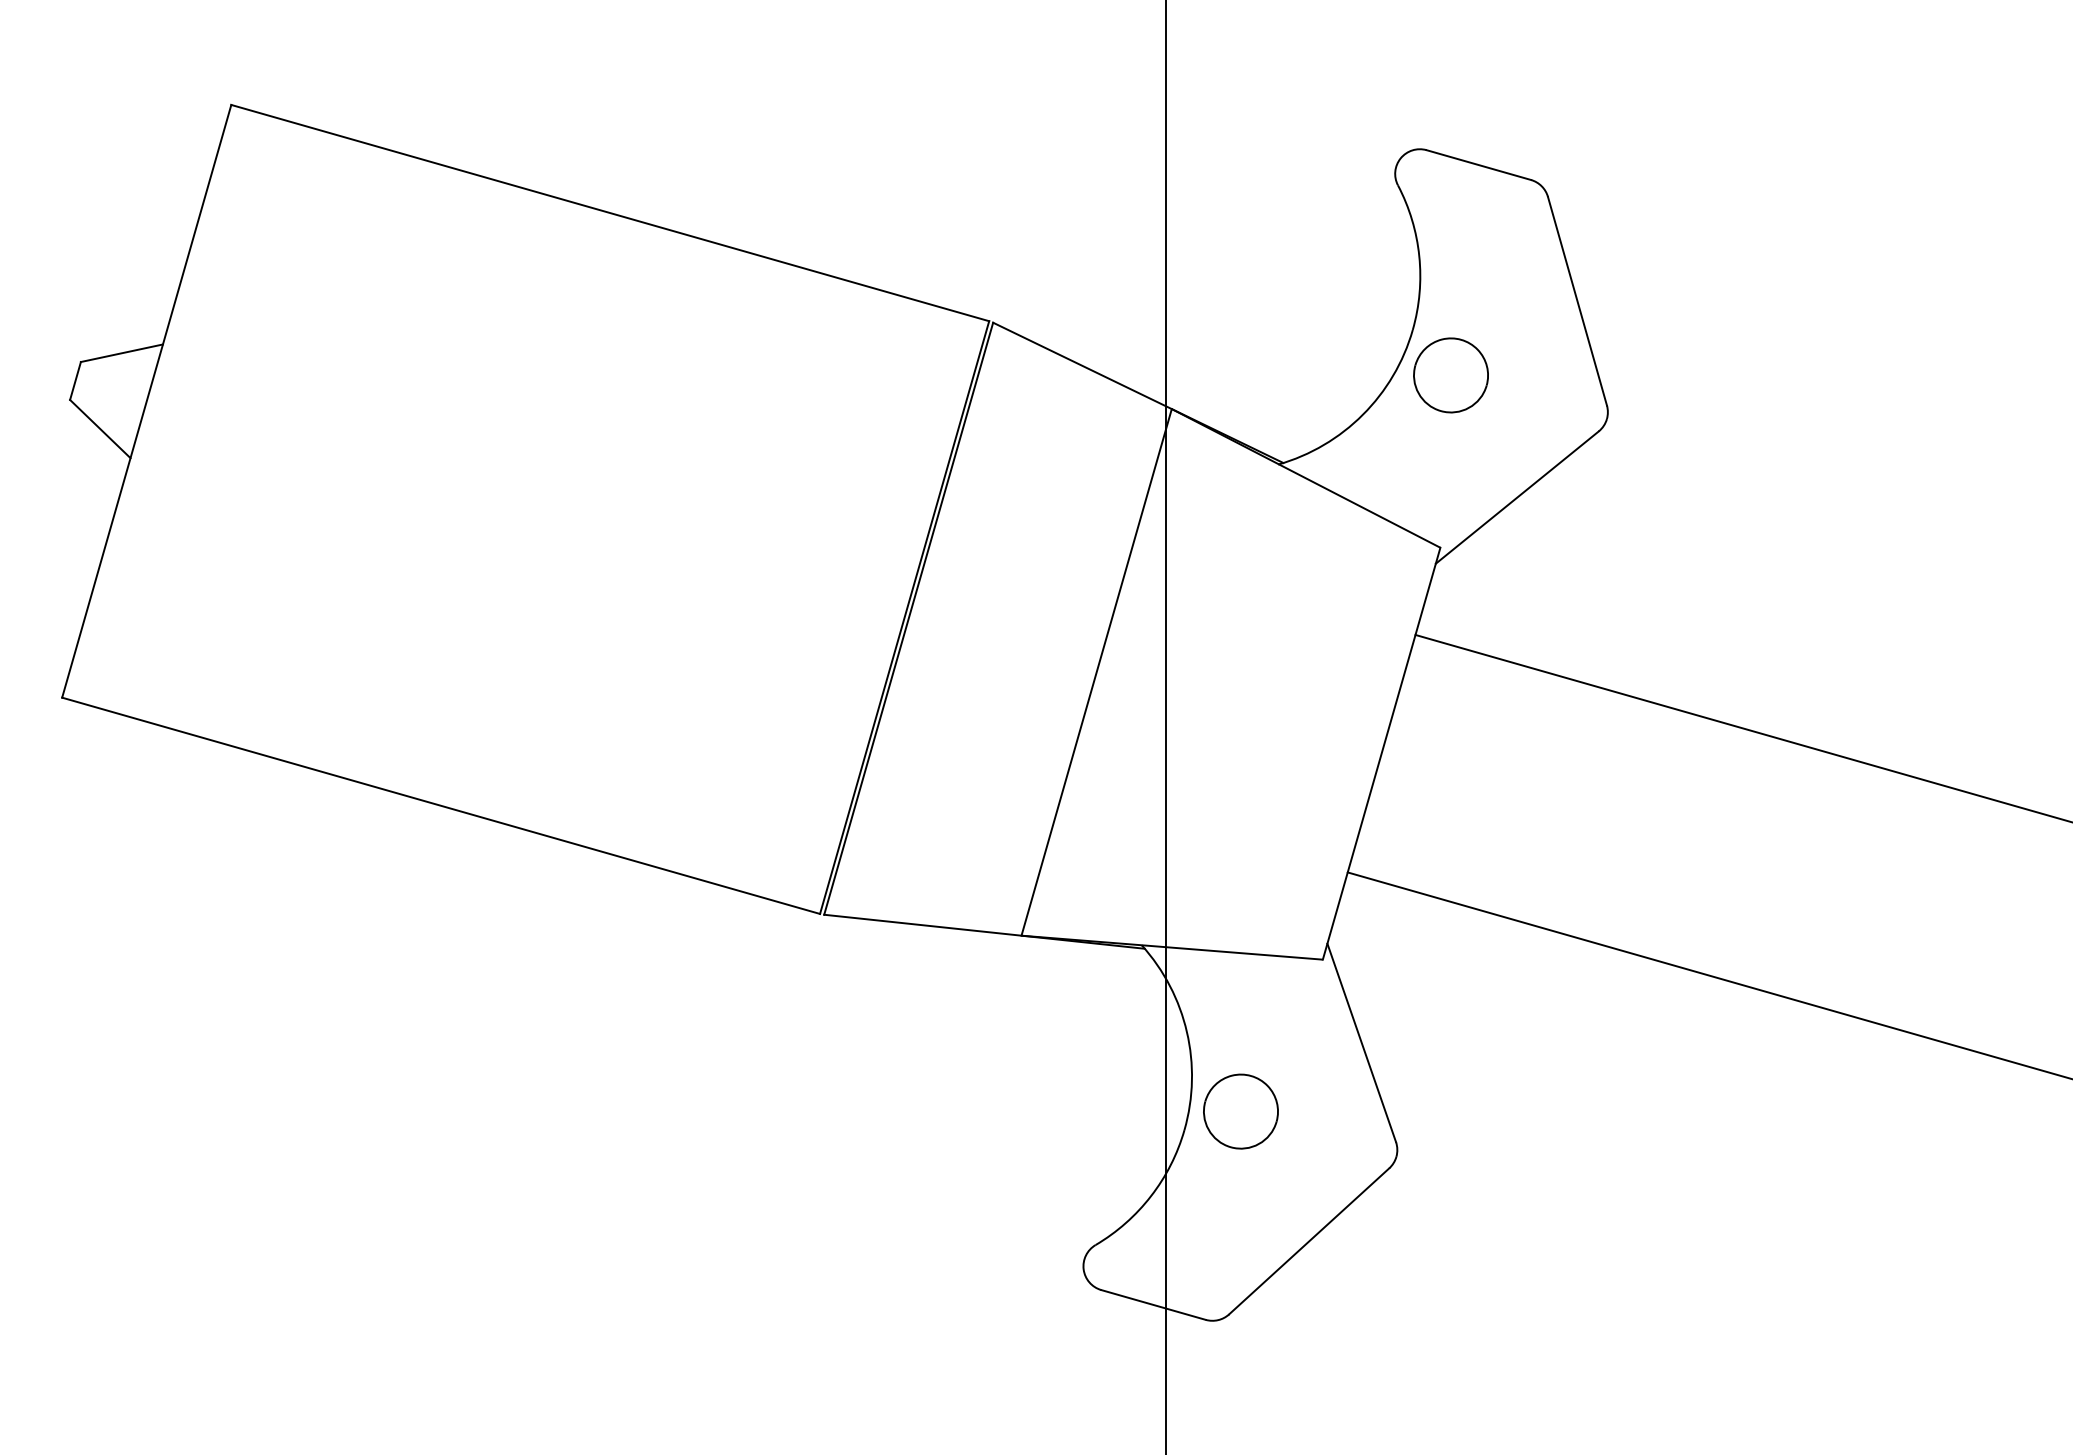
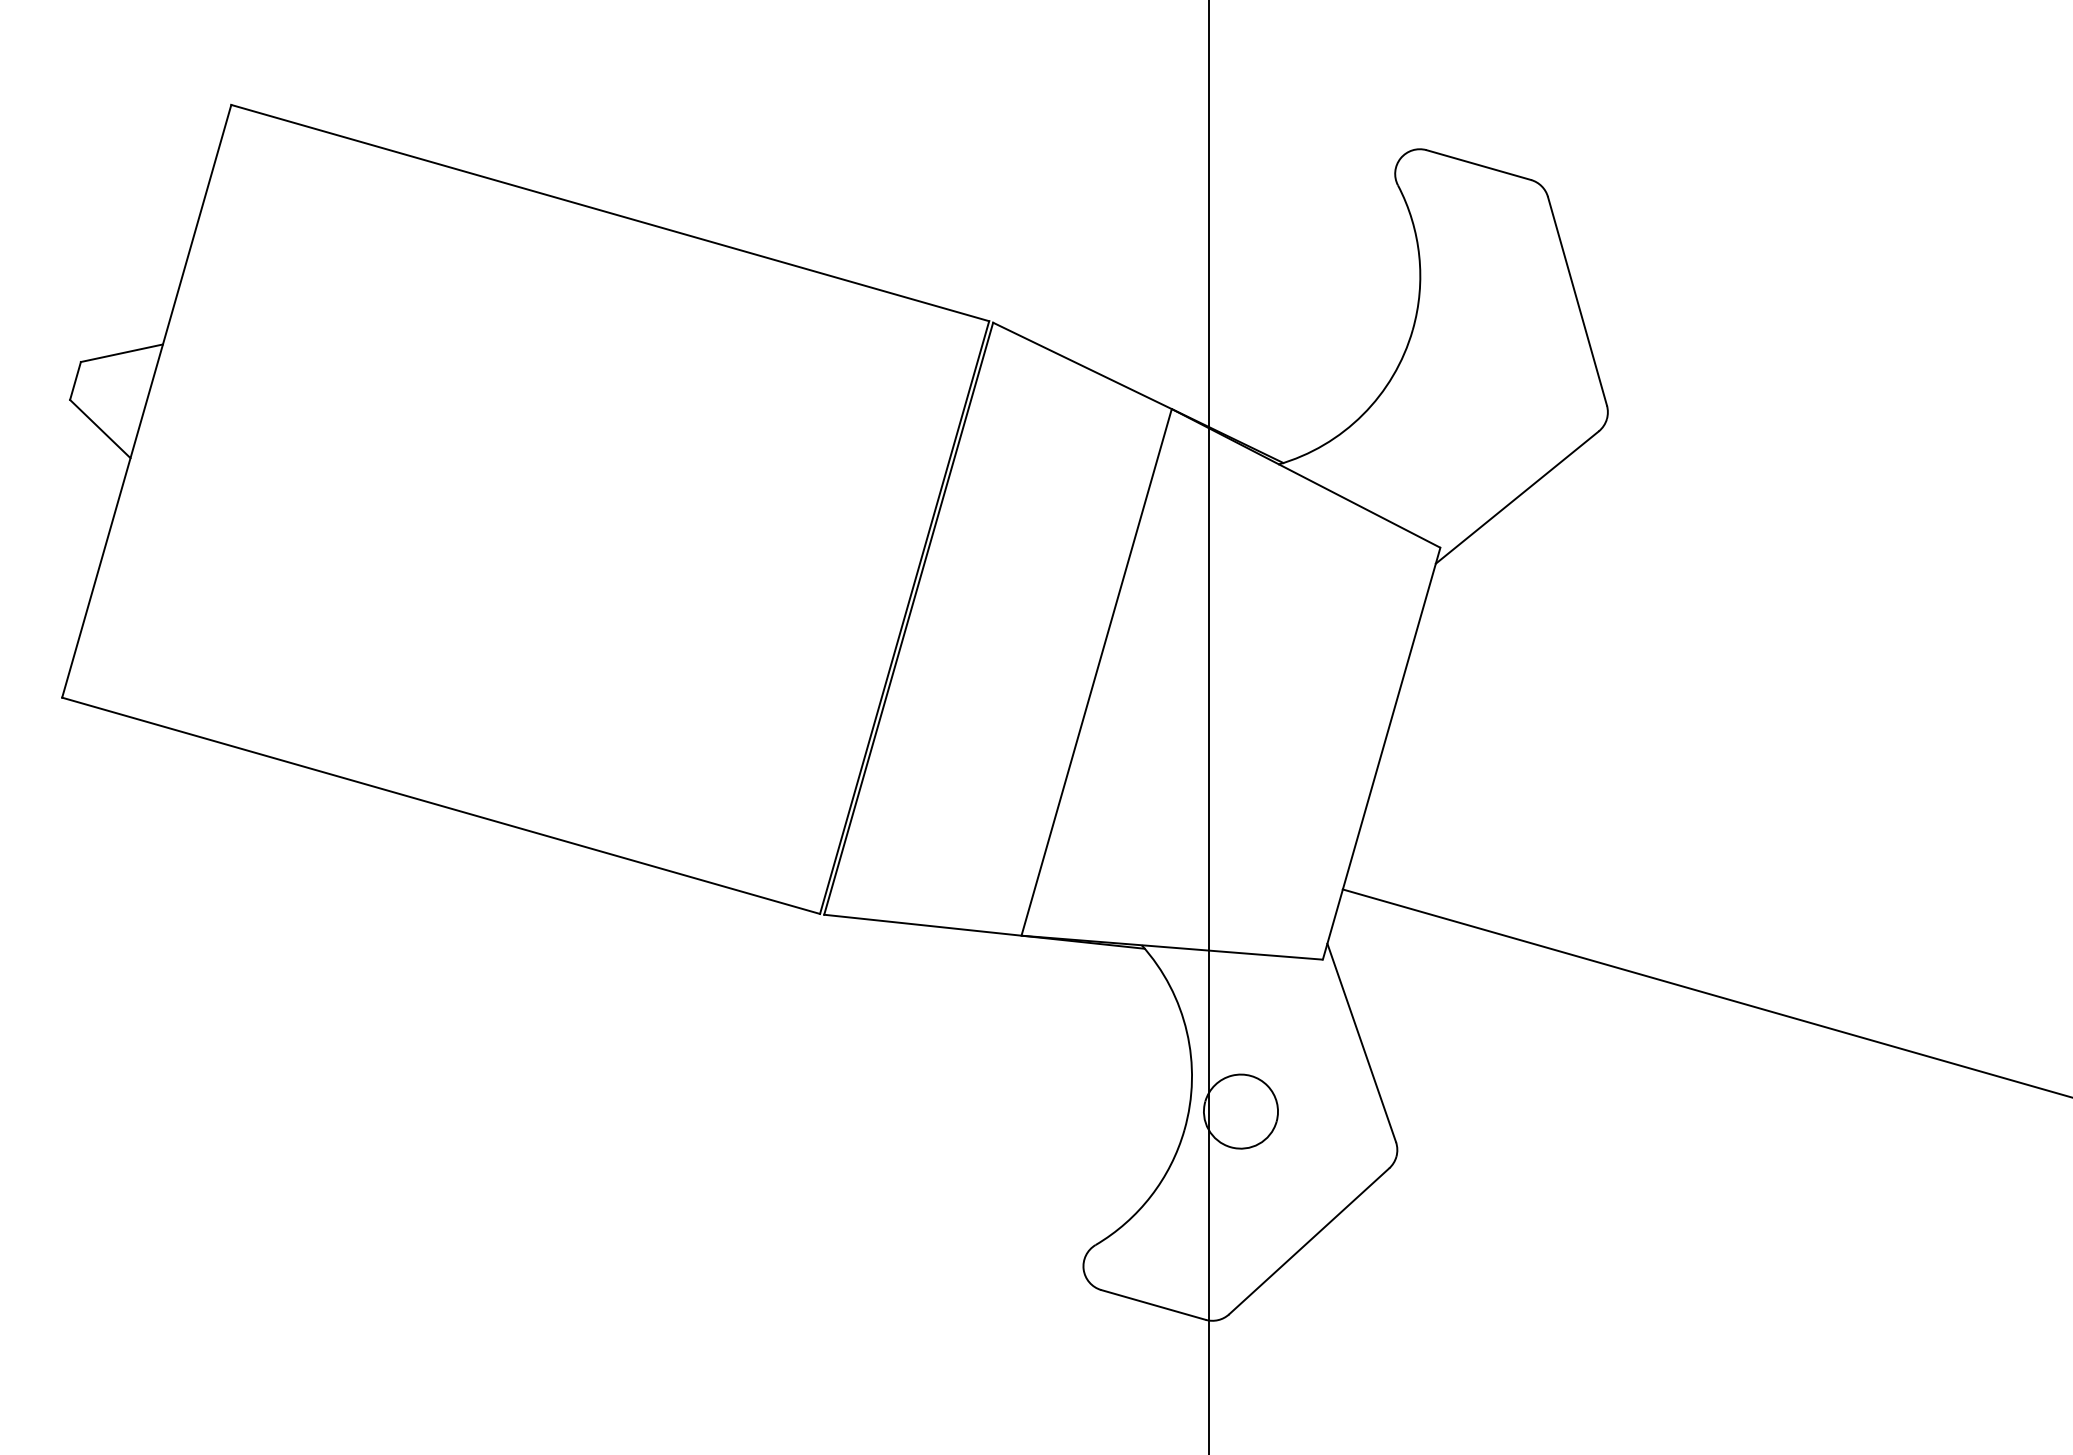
part: present -> none (1450, 375)
line position: (1166, 726) -> (1209, 726) (1209, 726)
line: present -> none (1742, 727)
line position: (1708, 975) -> (1705, 992) (1705, 992)
